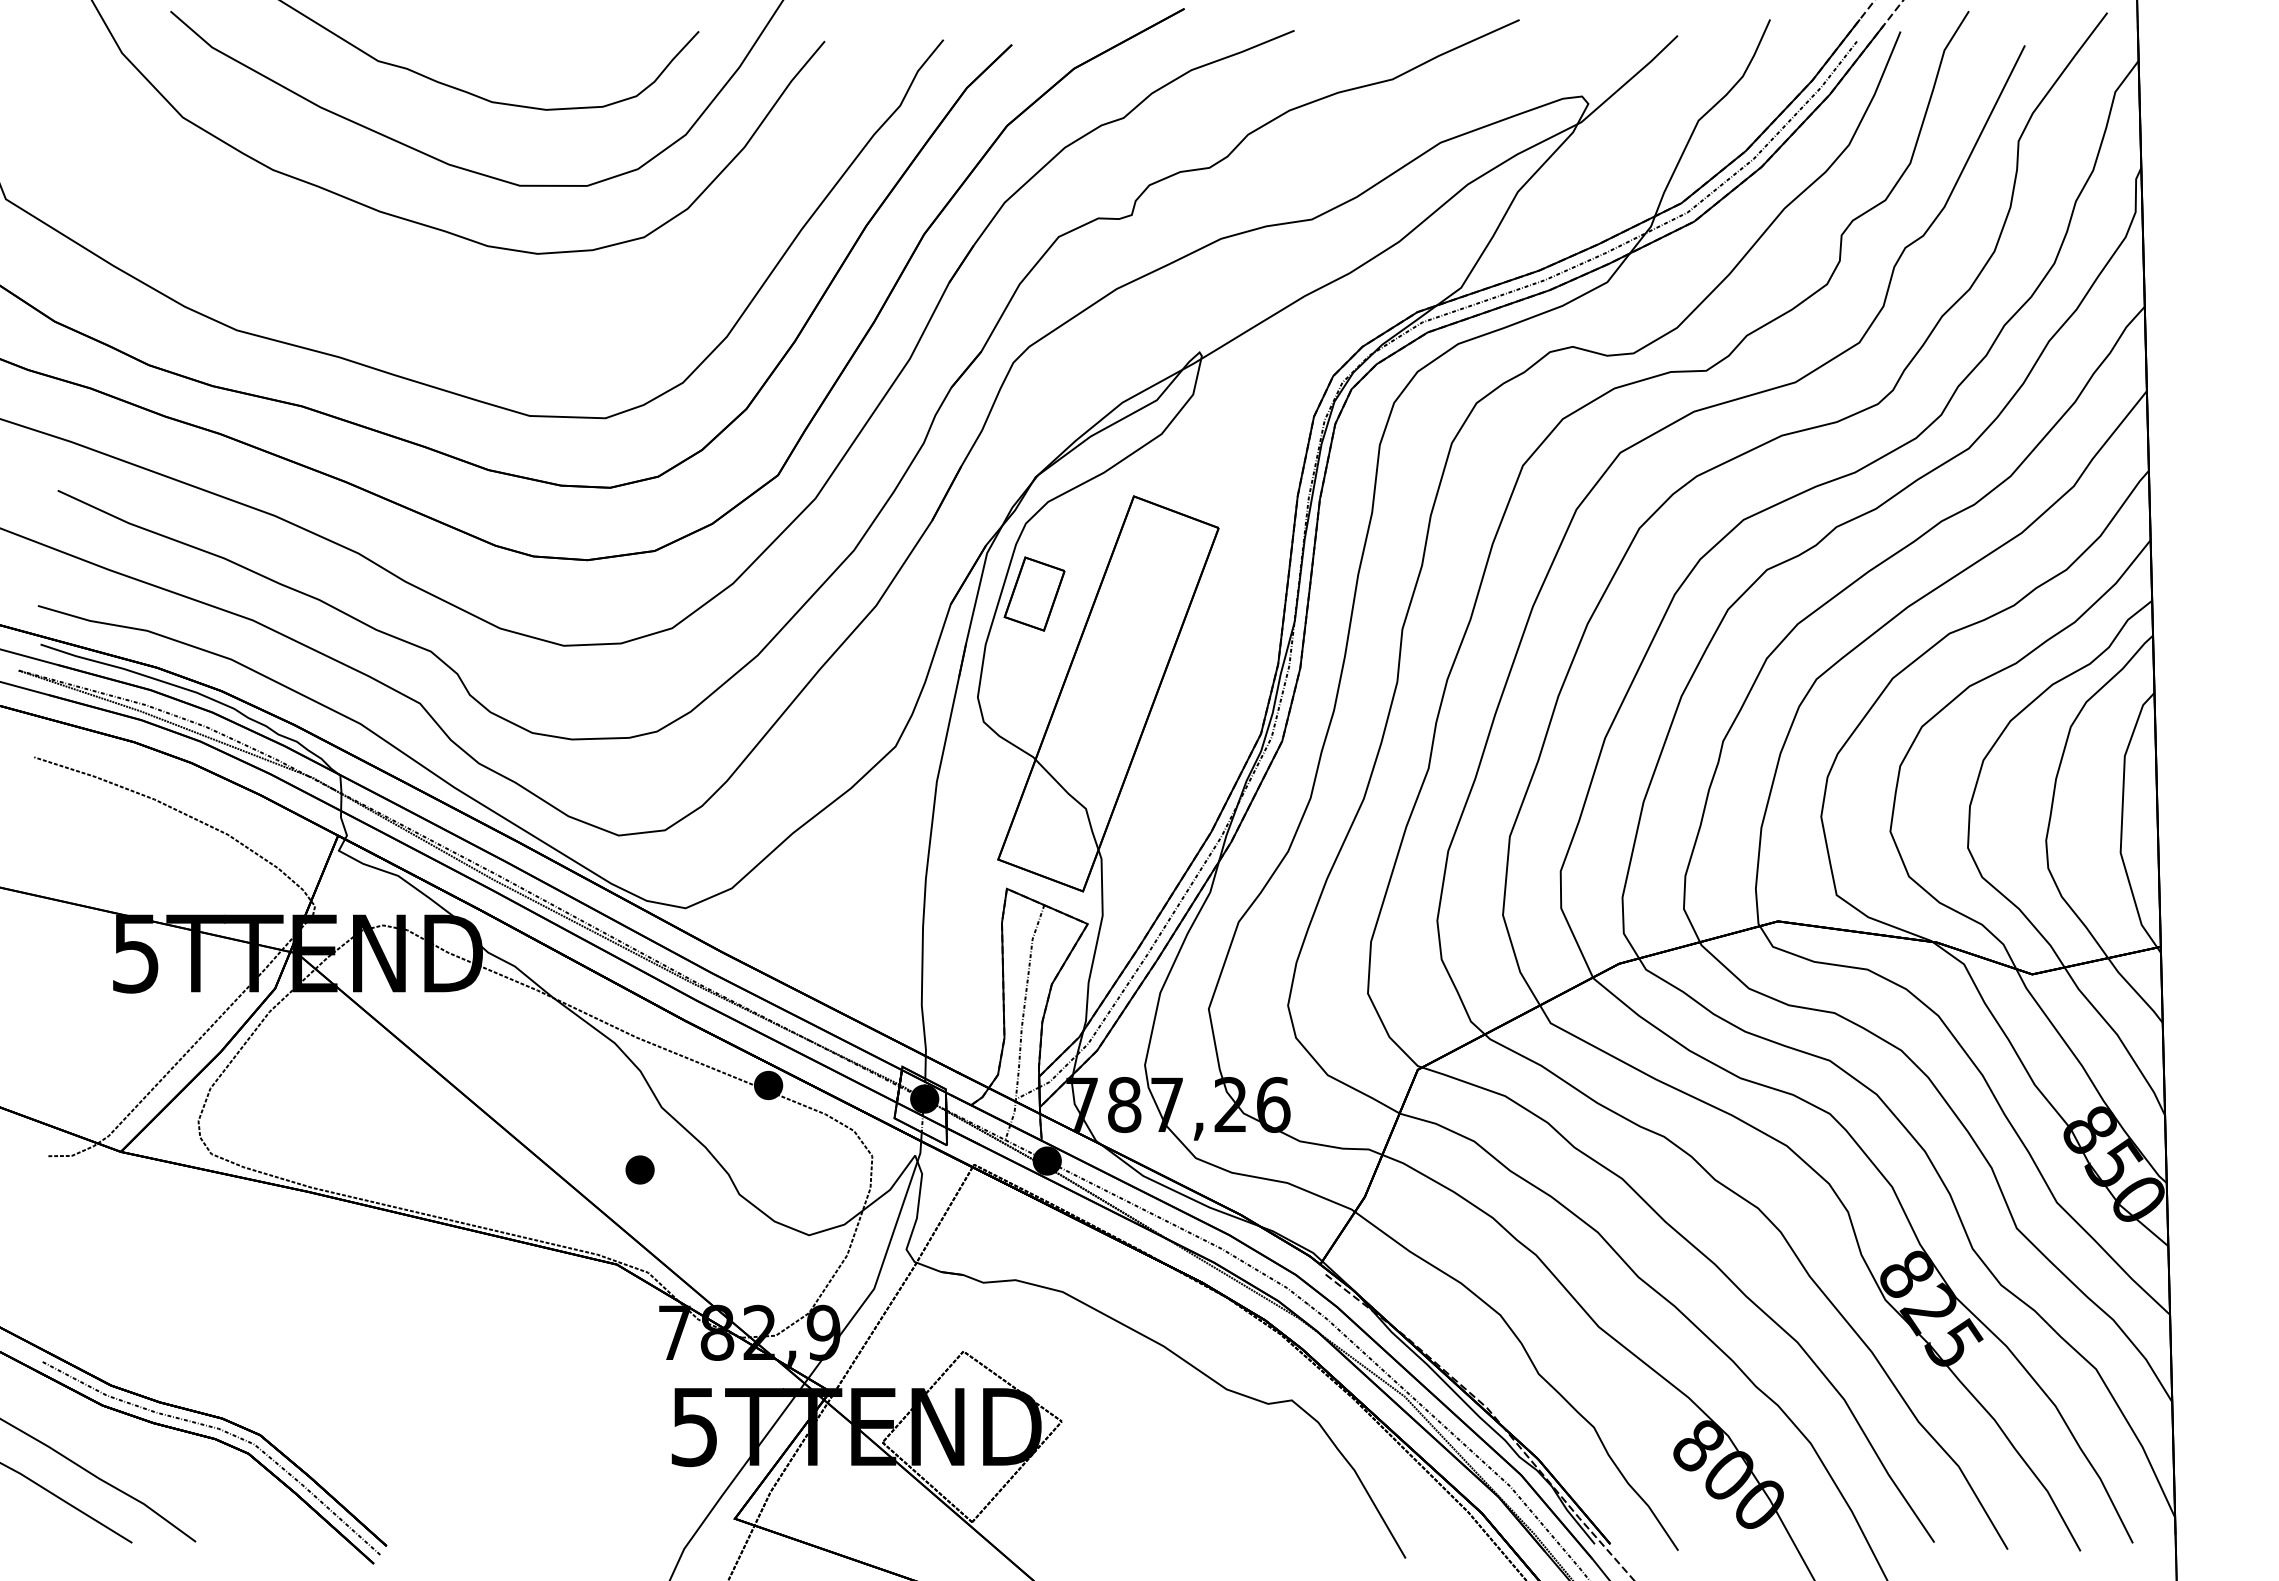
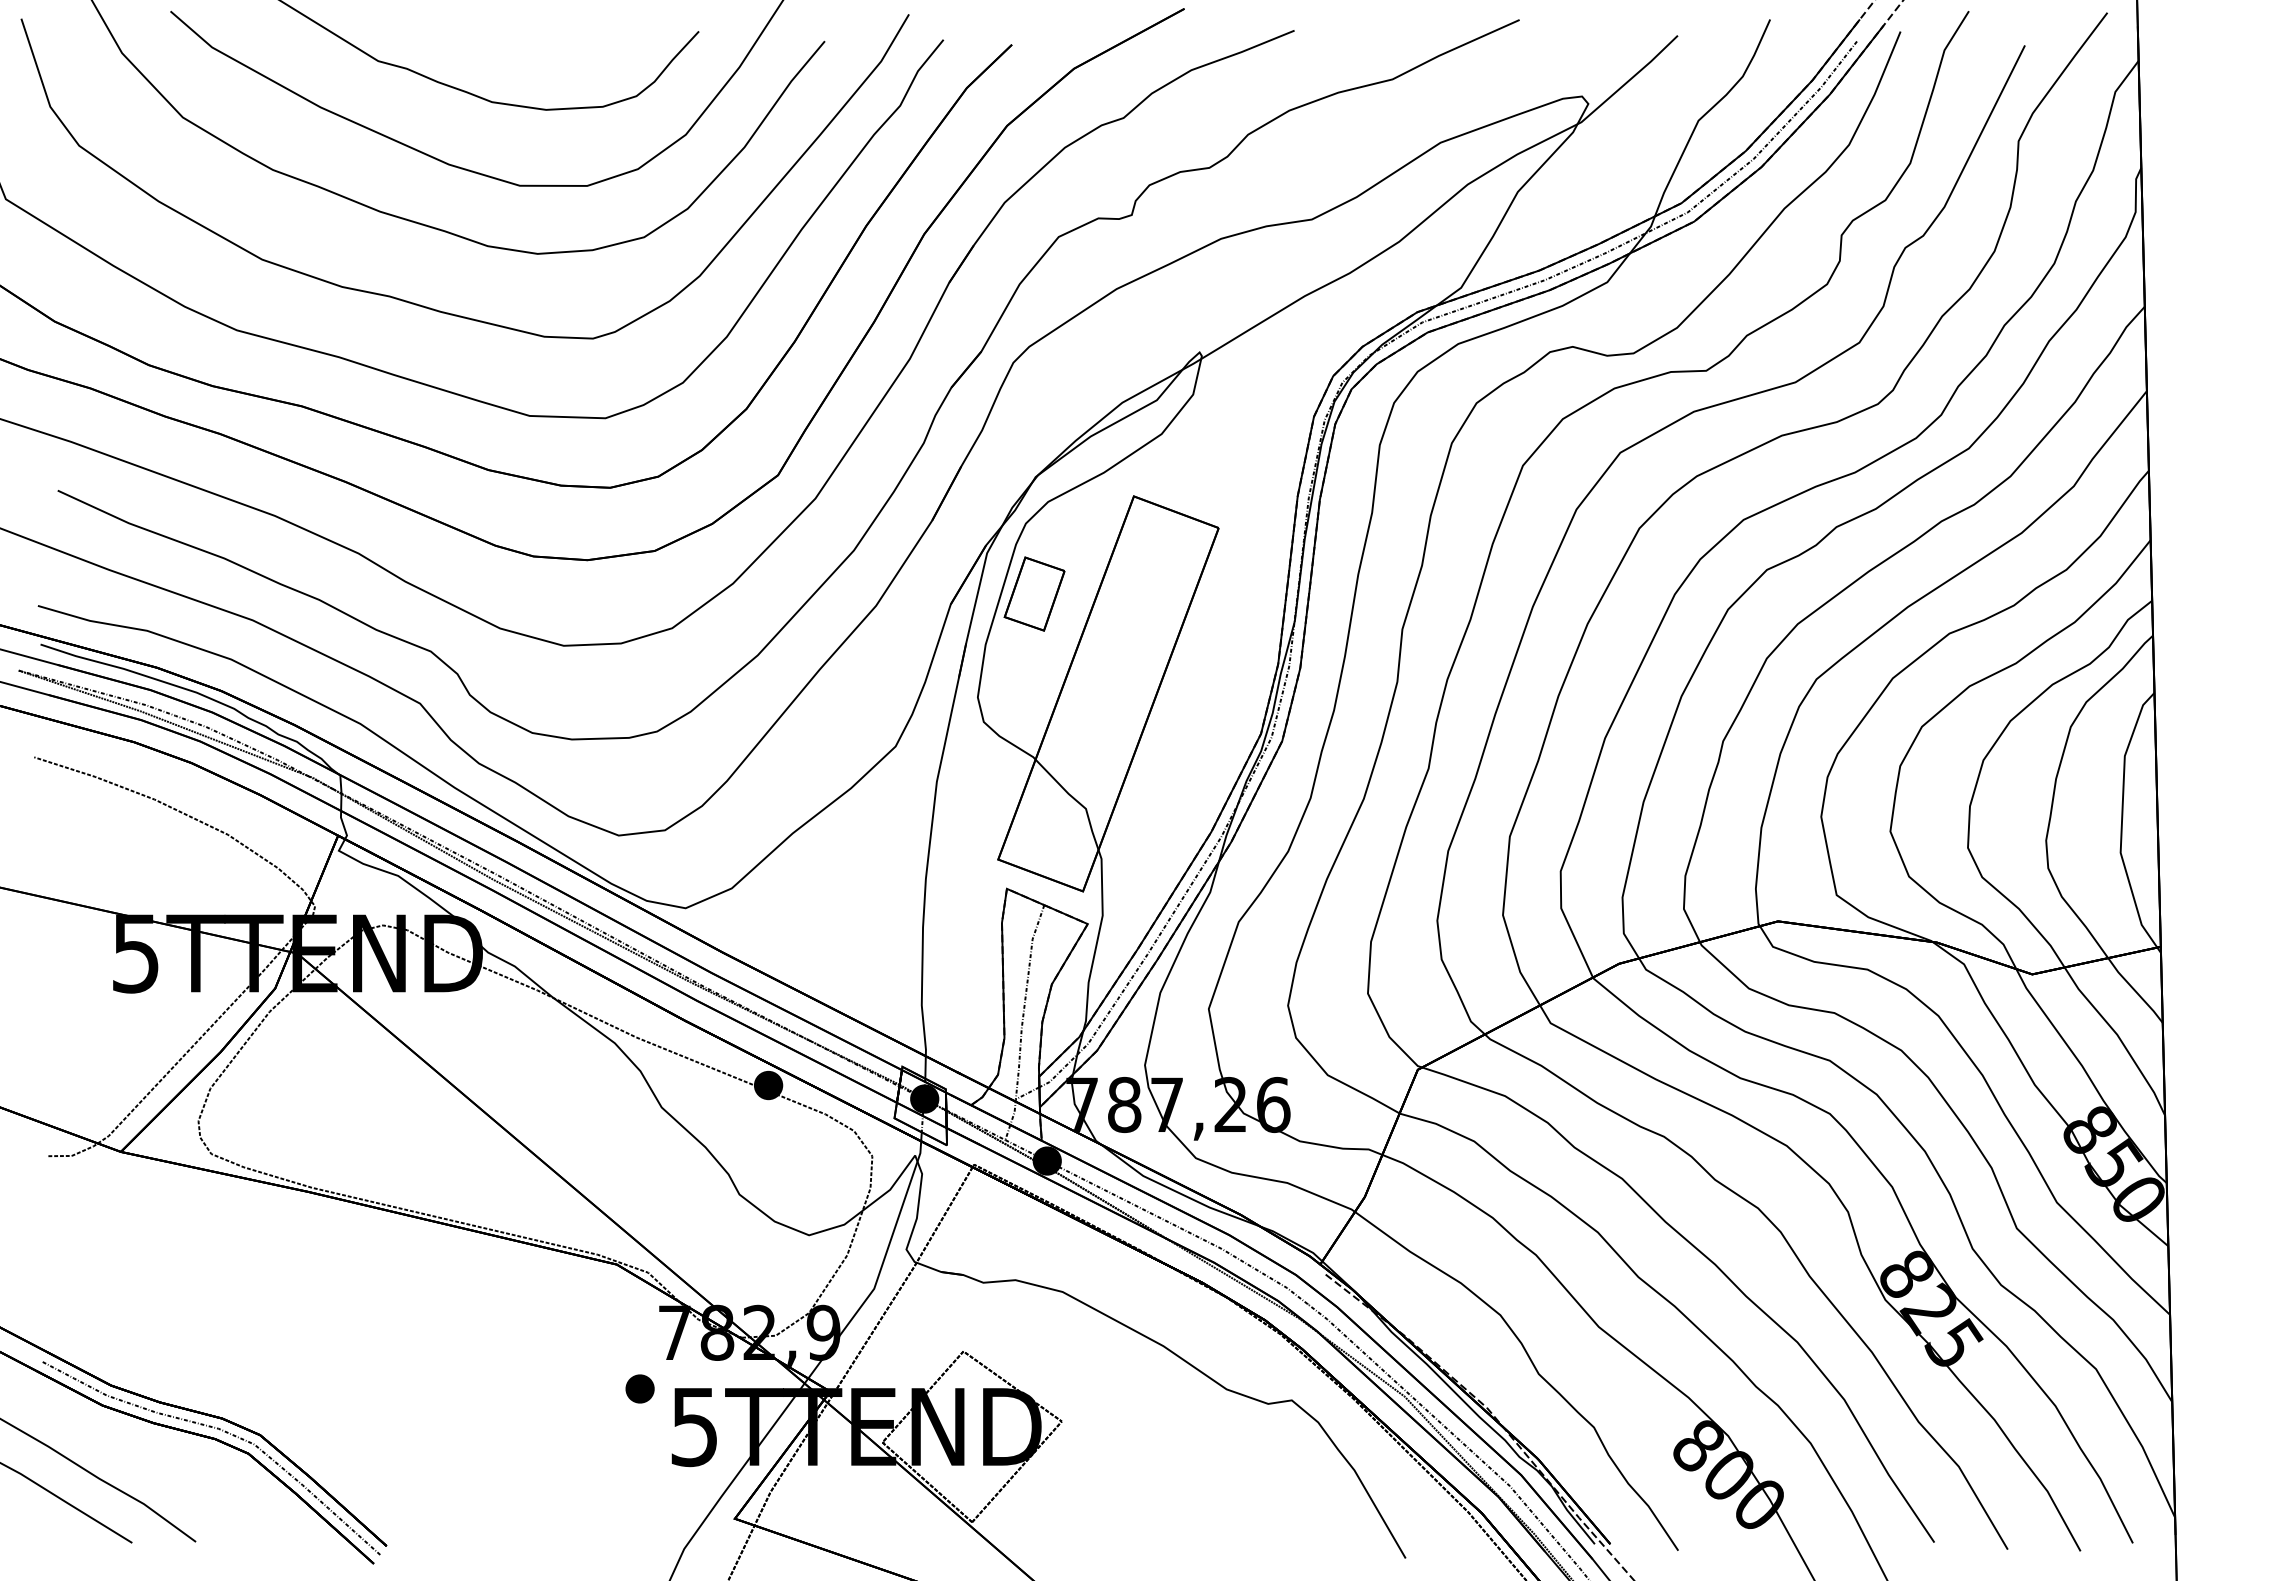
part: none -> present (427, 306)
part position: (639, 1169) -> (639, 1388) (639, 1388)
